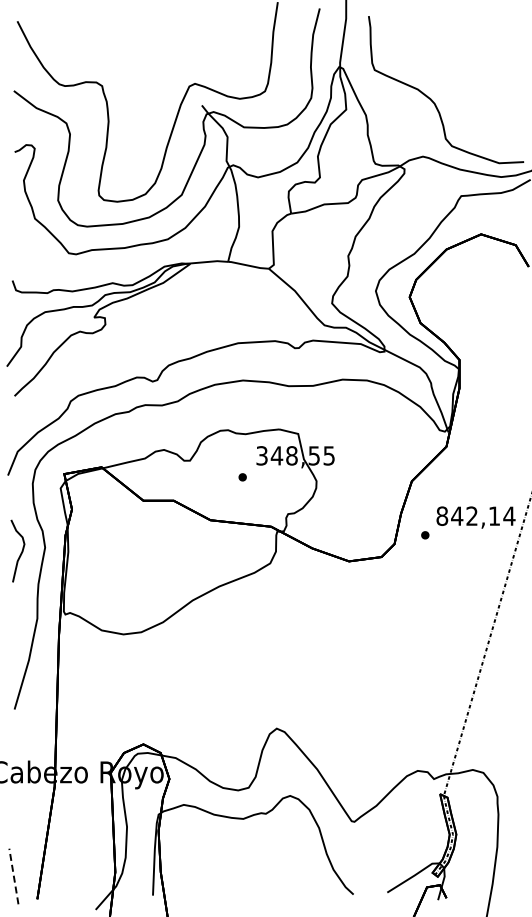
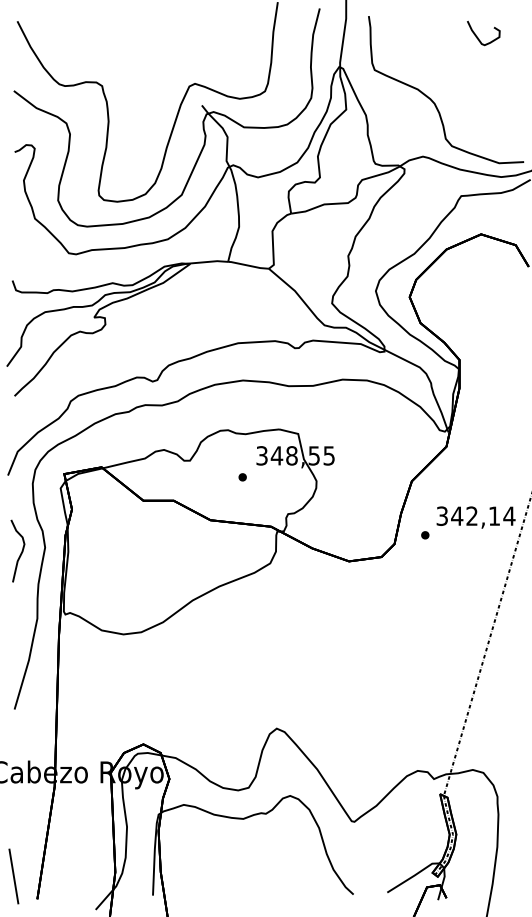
curve: none -> present (478, 37)
text: 842,14 -> 342,14 (442, 515)
line: dashed -> solid (13, 876)
